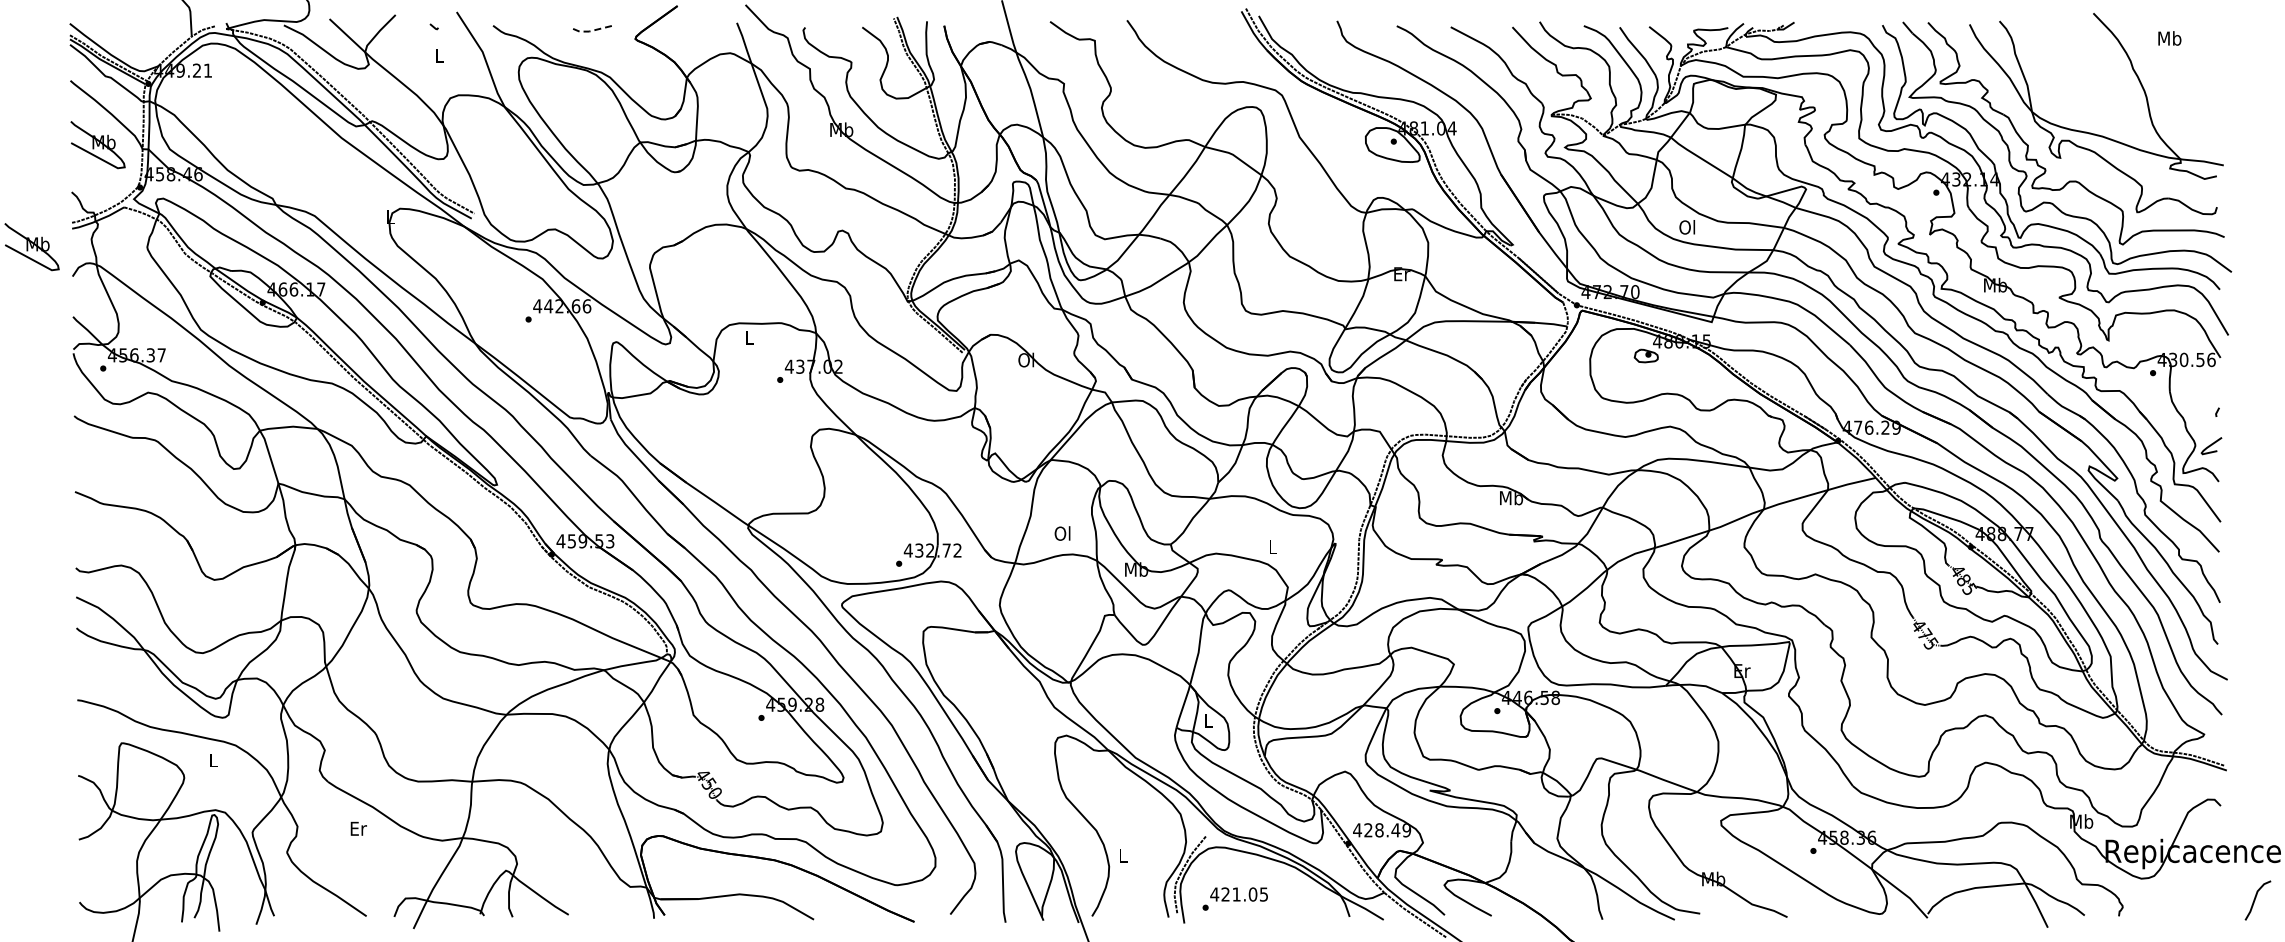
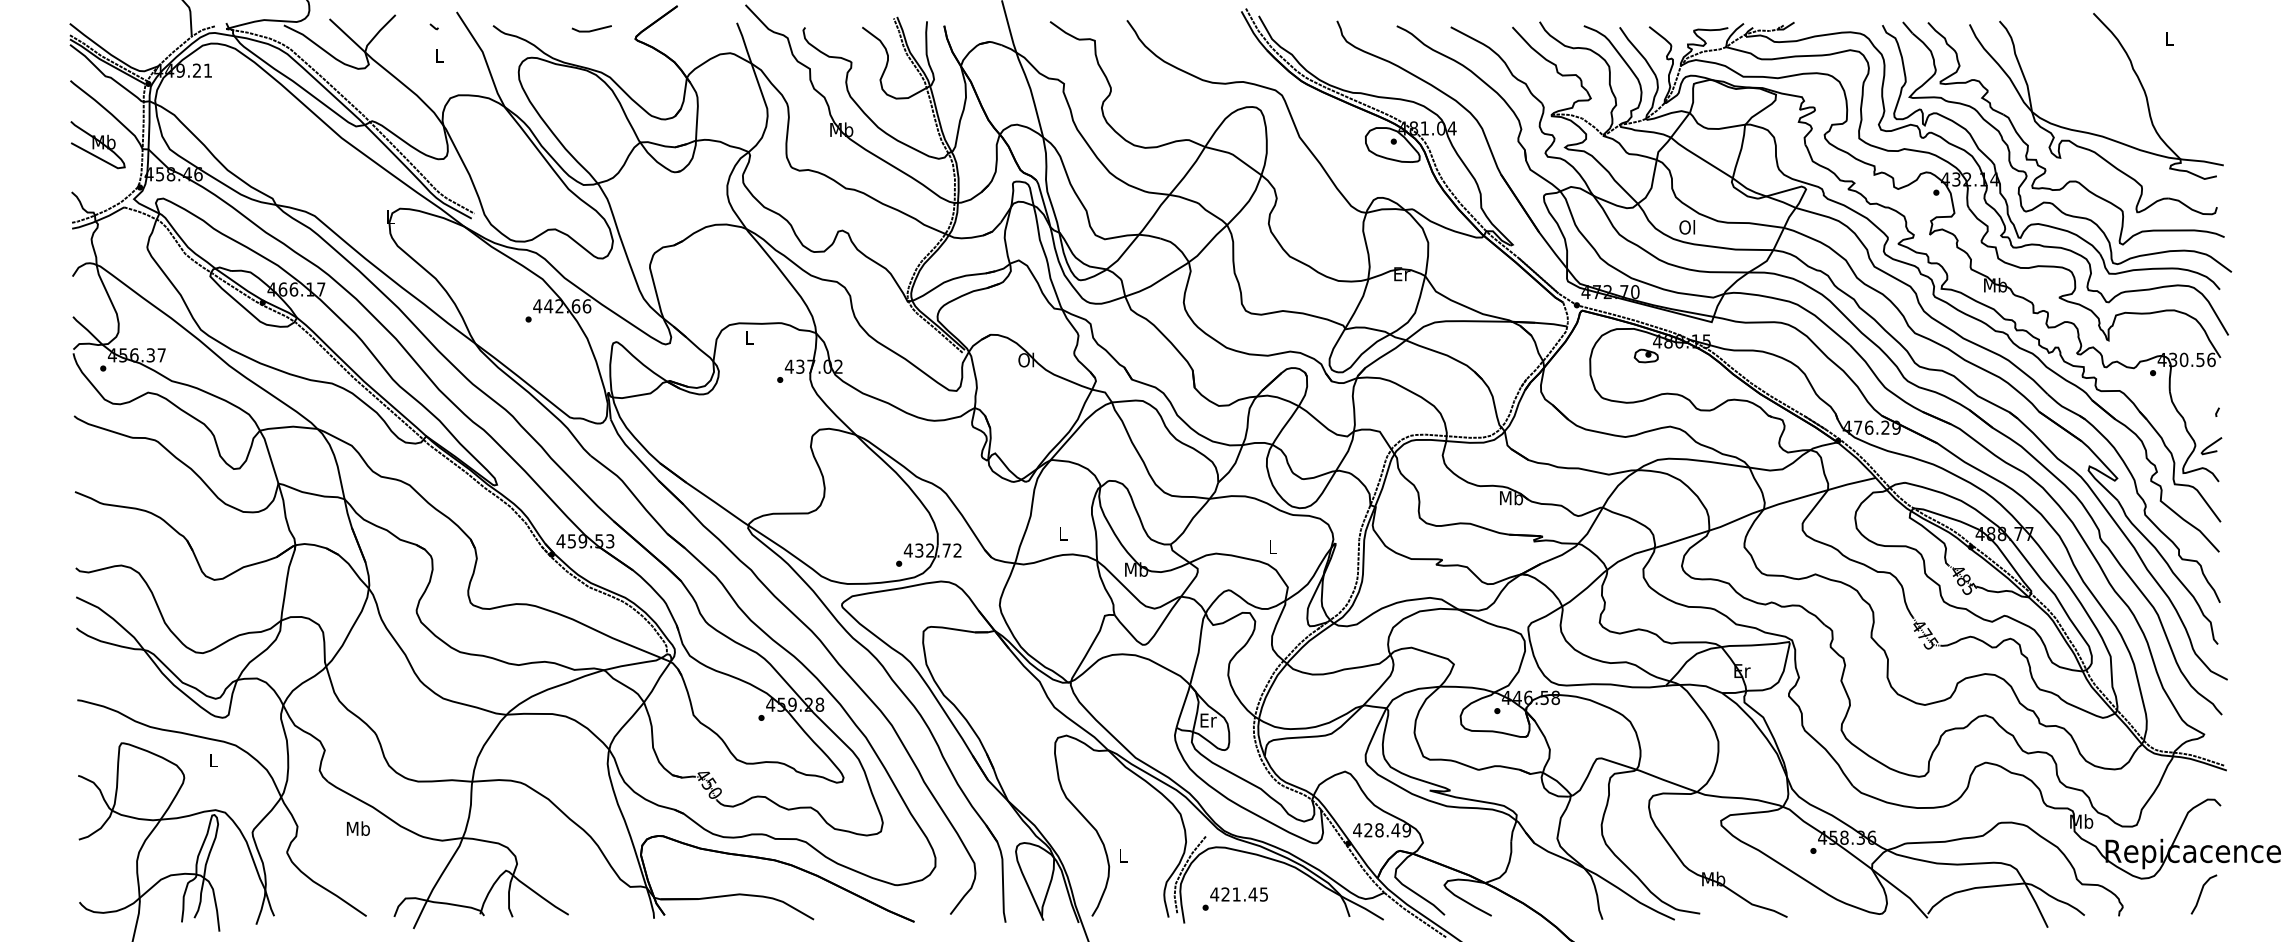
line: dashed -> solid (590, 31)
text: Mb -> L (2169, 38)
part: present -> none (31, 247)
text: Ol -> L (1062, 533)
text: L -> Er (1208, 720)
text: Er -> Mb (357, 828)
text: 421.05 -> 421.45 (1252, 894)
line position: (2255, 900) -> (2201, 894) (2201, 894)
